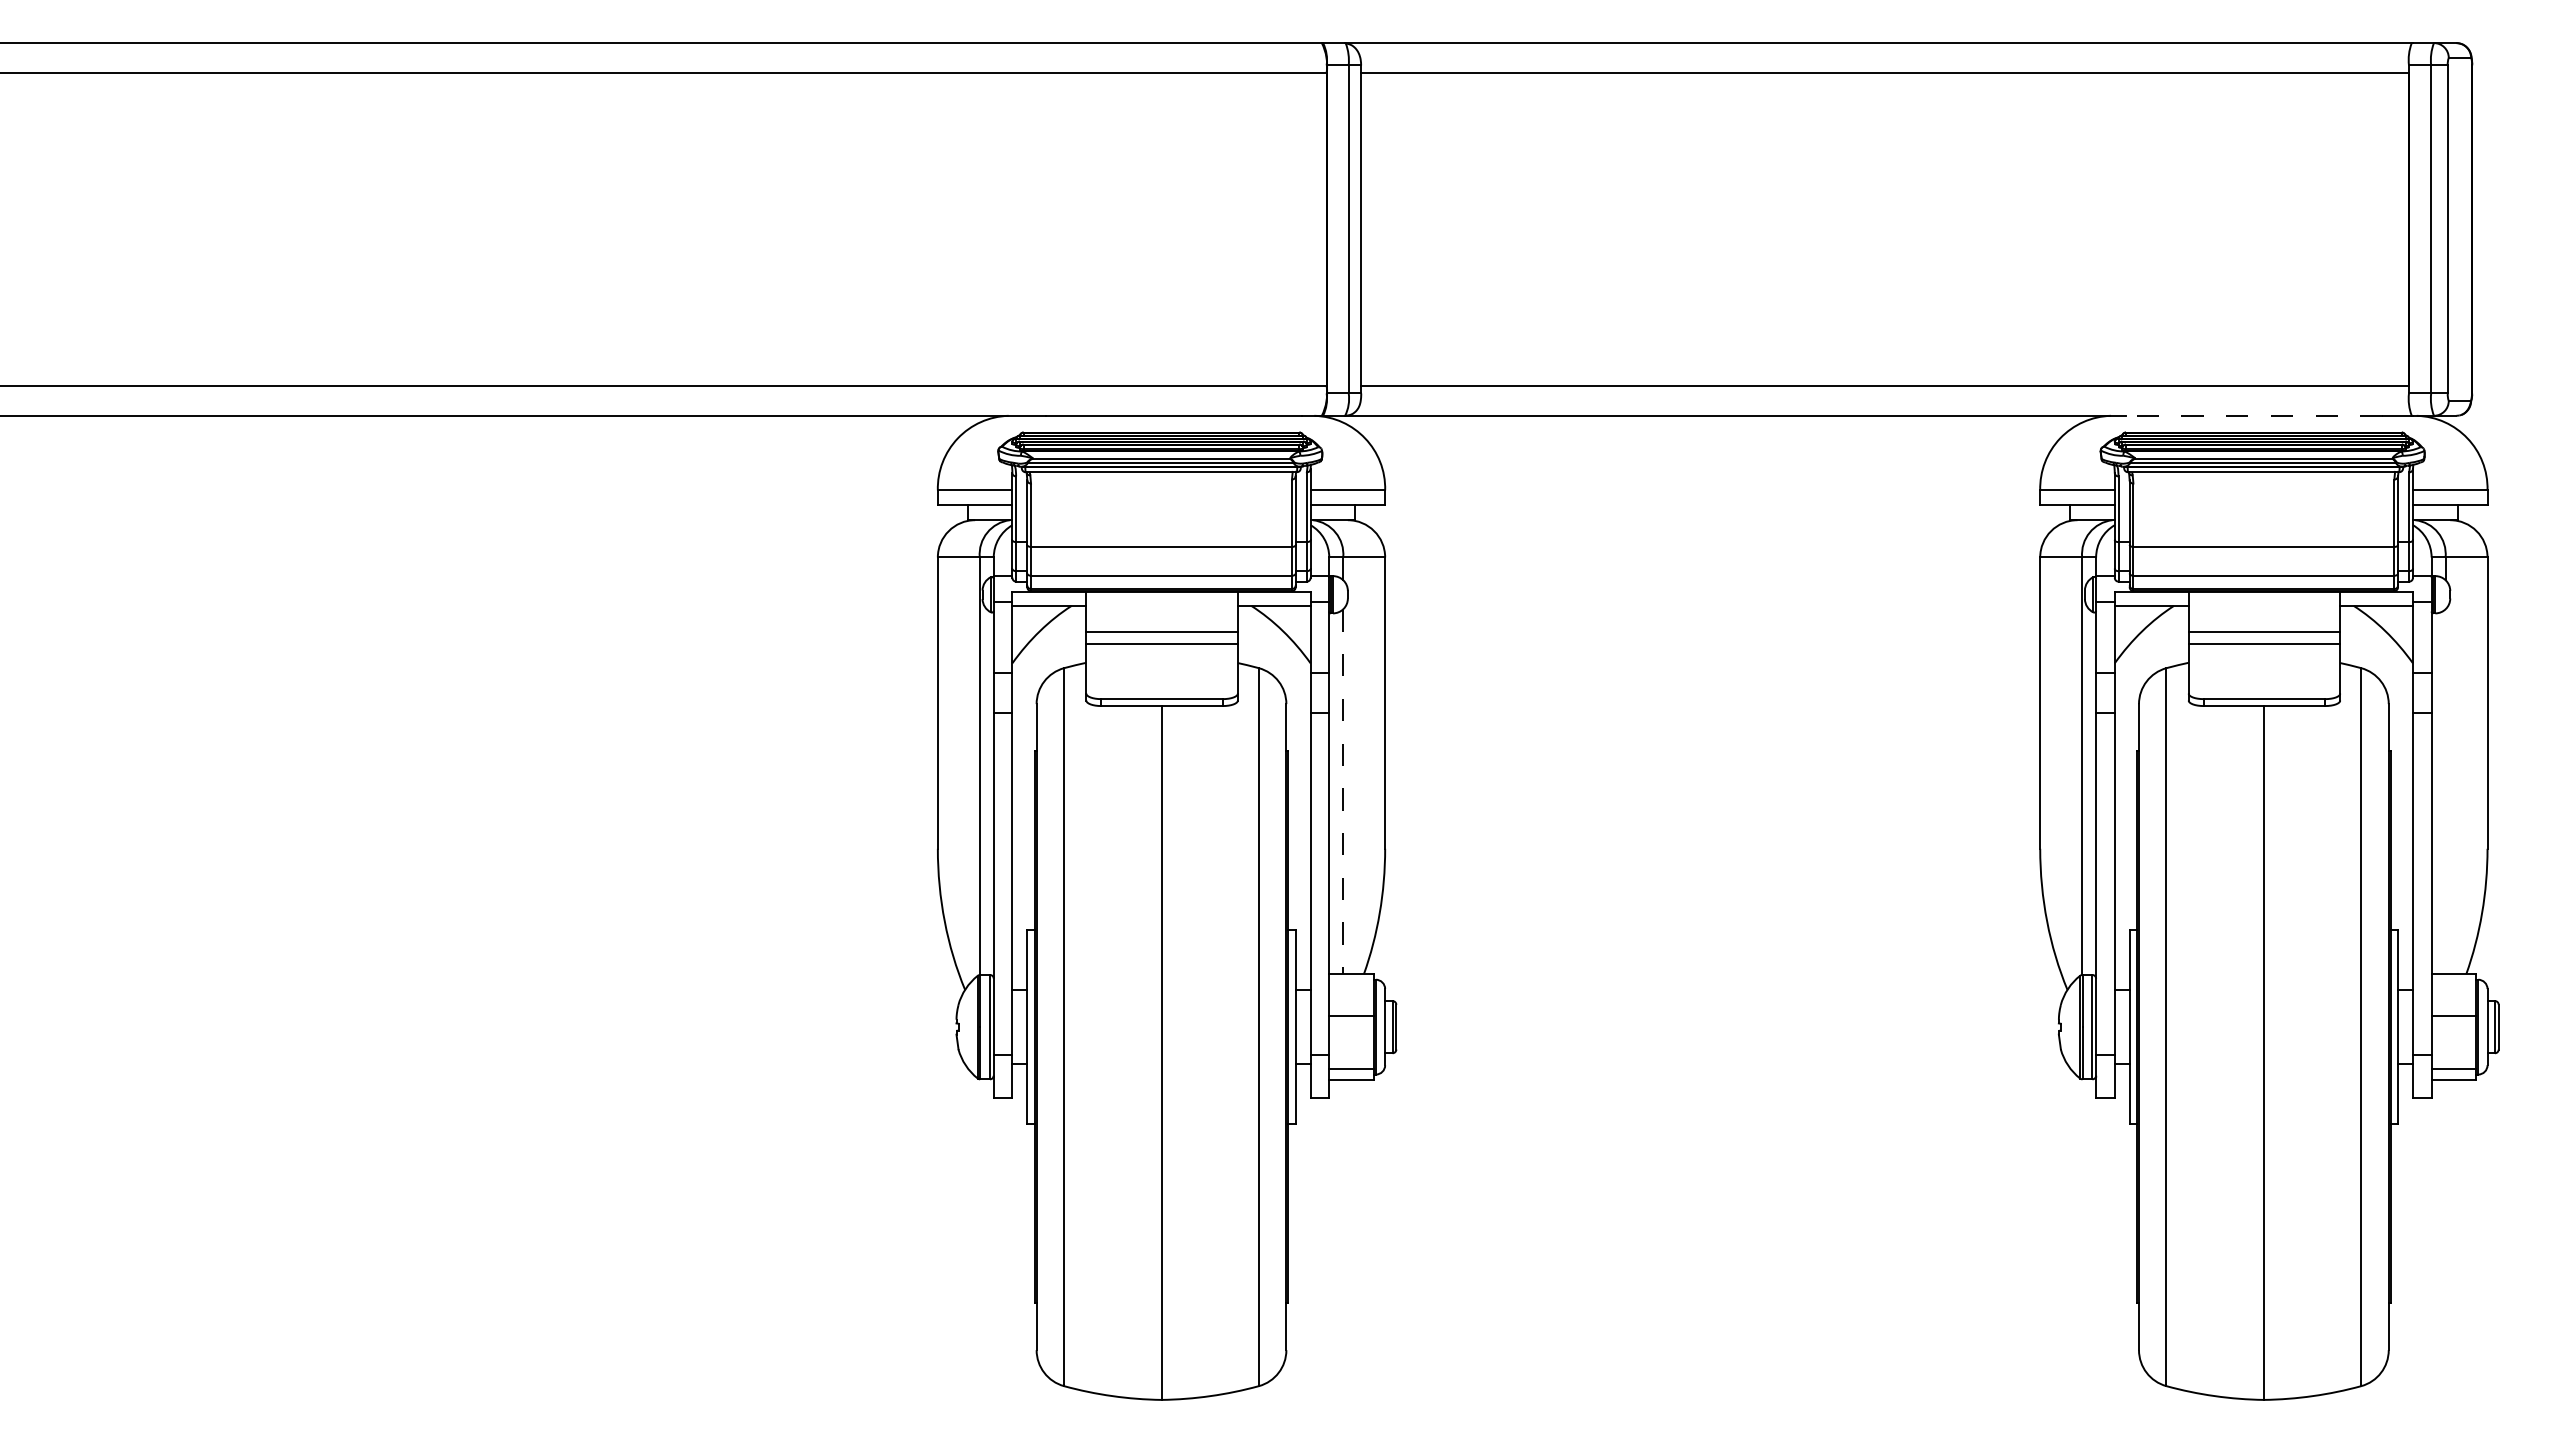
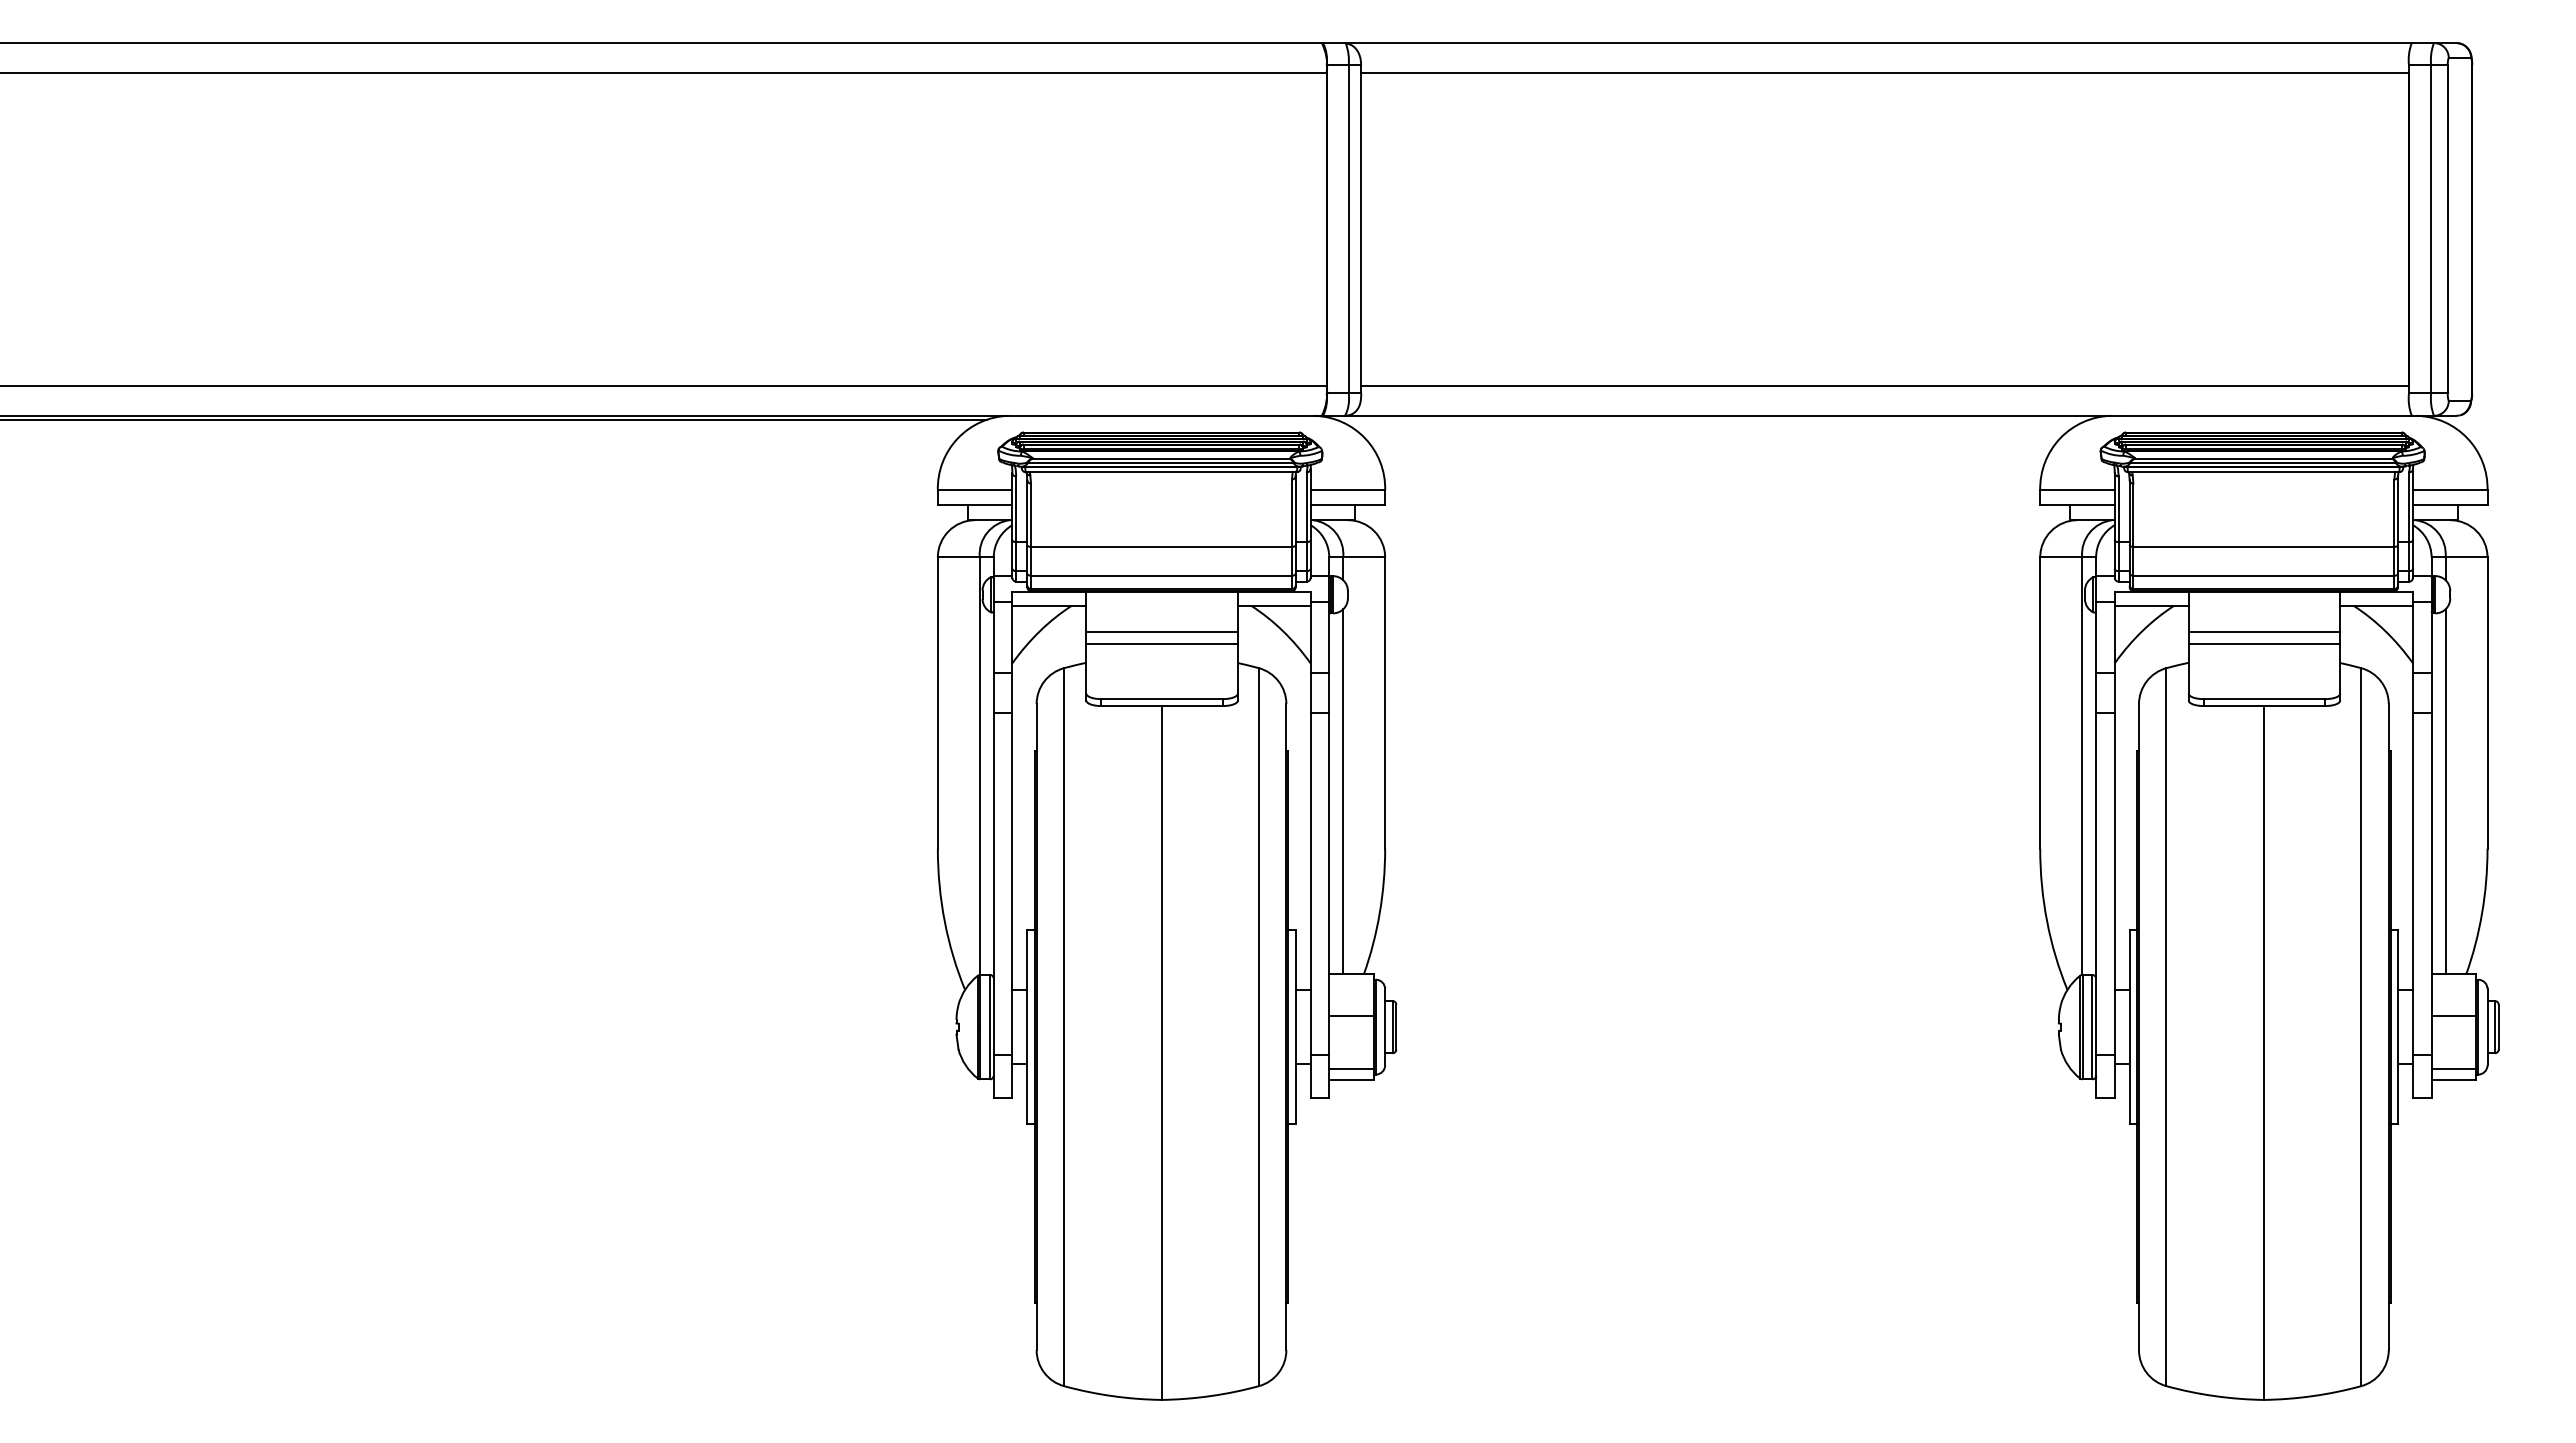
line: dashed -> solid (2254, 415)
line: none -> present (494, 419)
line: none -> present (2445, 791)
line: dashed -> solid (1343, 792)
